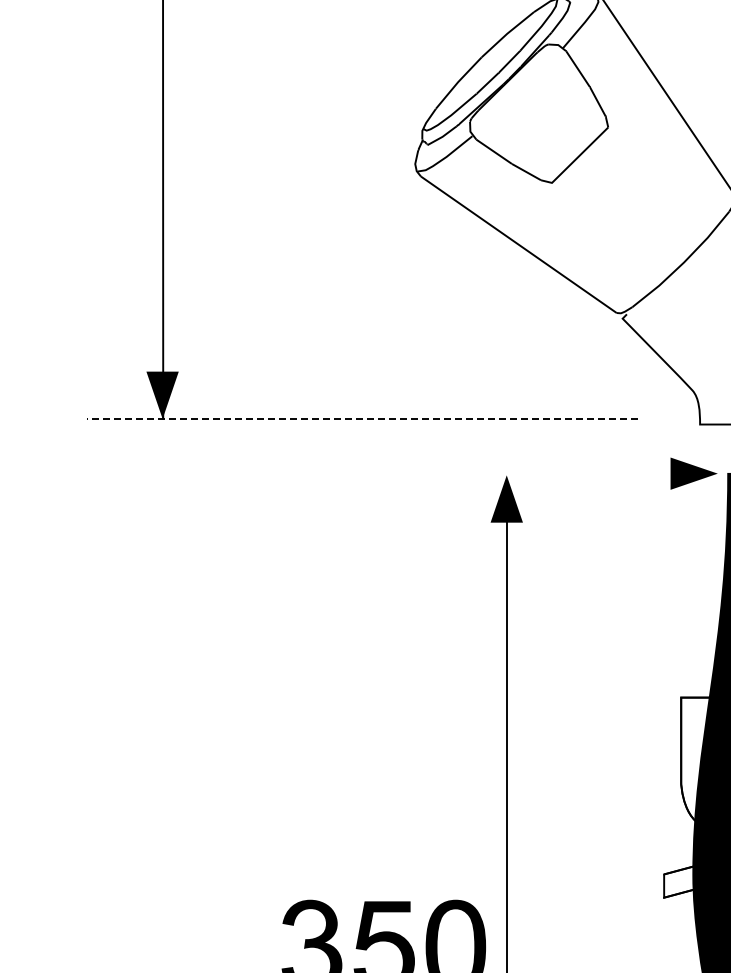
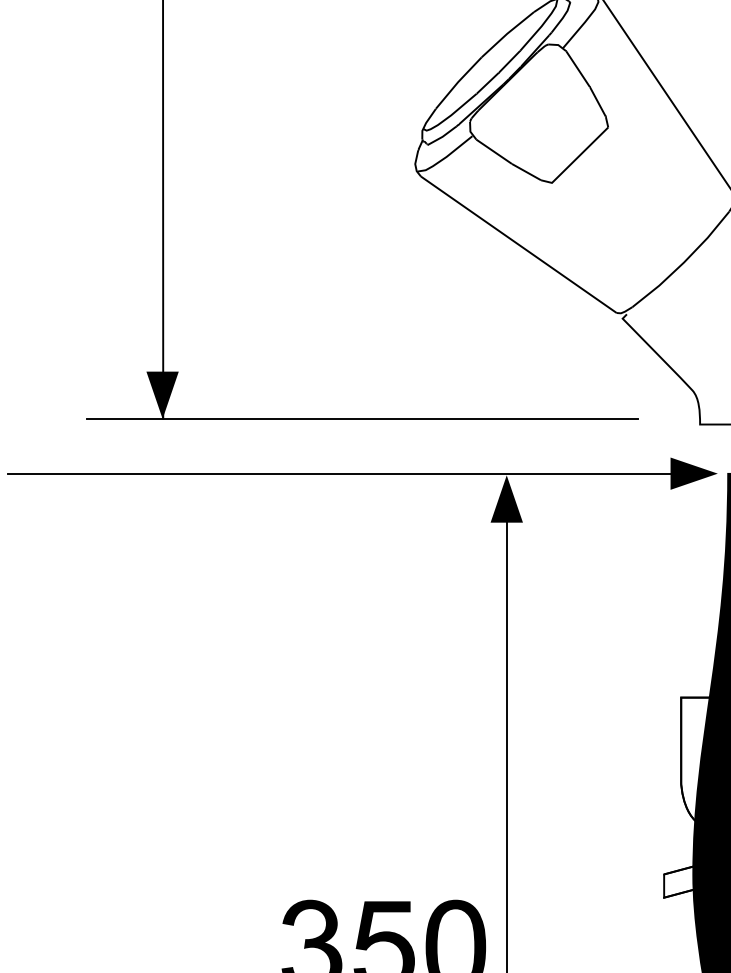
line: dashed -> solid (362, 418)
line: none -> present (341, 473)
